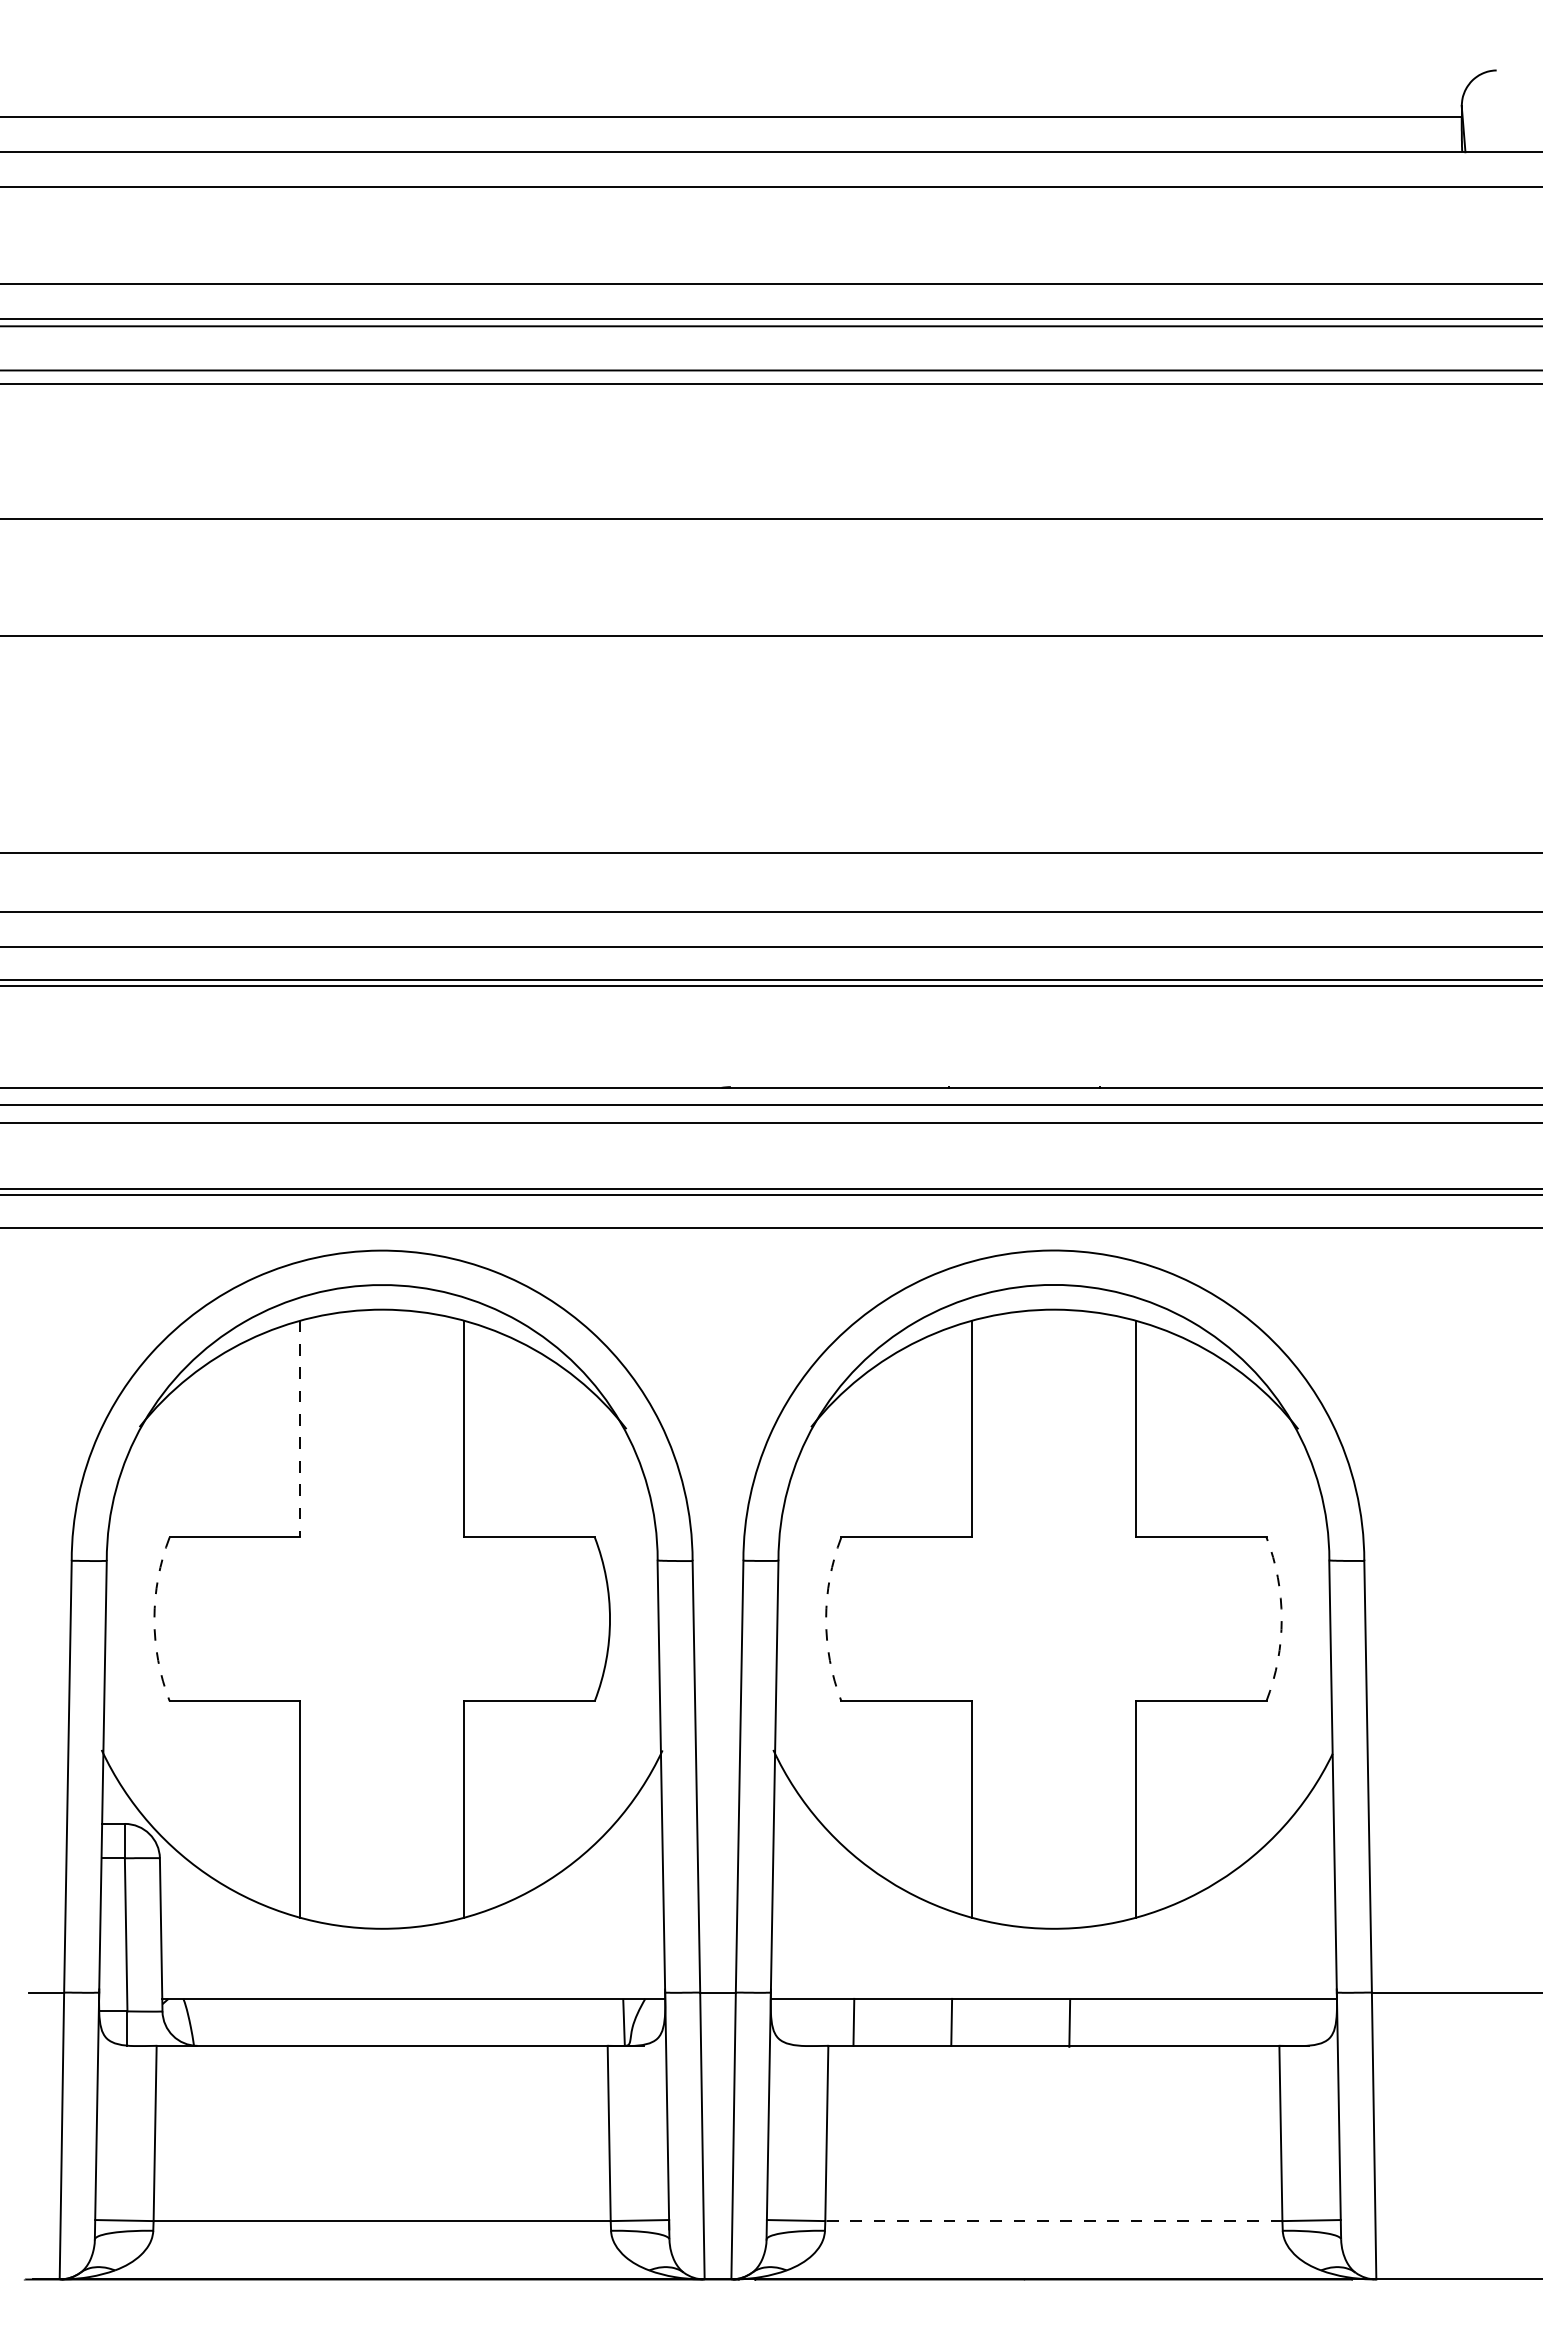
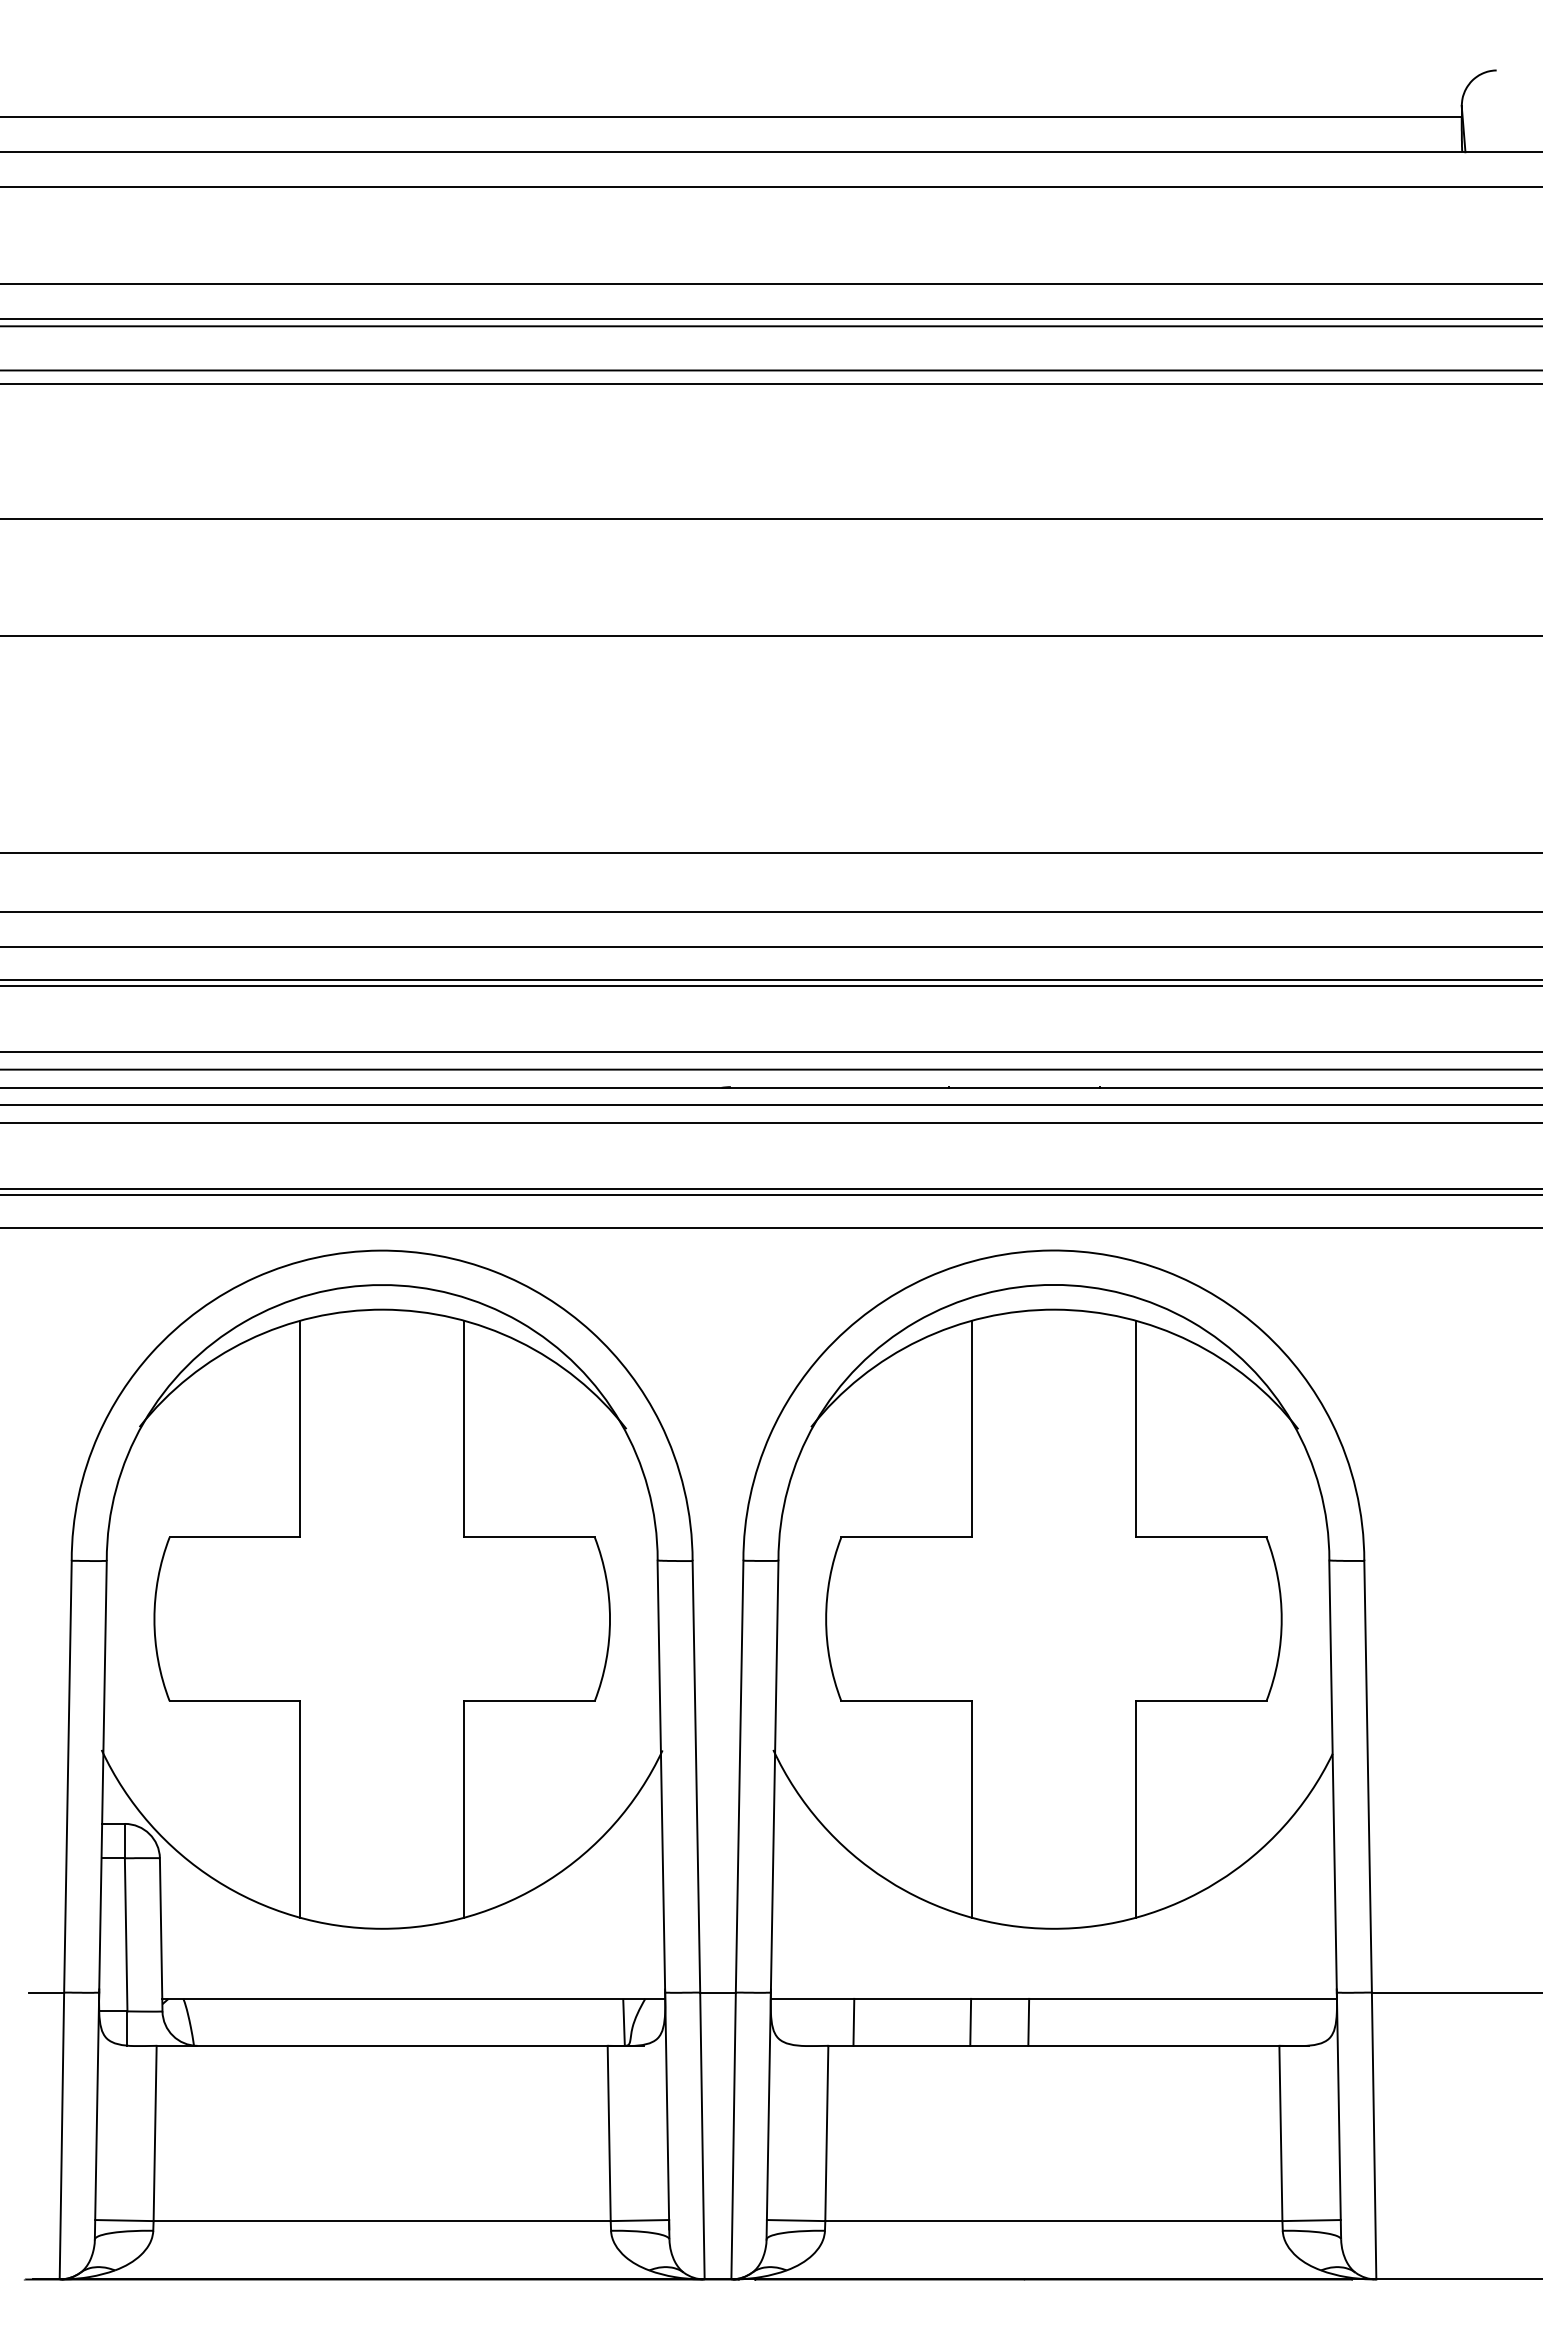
line: none -> present (770, 1052)
line: none -> present (770, 1069)
line: dashed -> solid (300, 1429)
arc: dashed -> solid (154, 1619)
arc: dashed -> solid (826, 1619)
arc: dashed -> solid (1281, 1619)
line position: (951, 2021) -> (970, 2021) (970, 2021)
line position: (1069, 2022) -> (1028, 2021) (1028, 2021)
line: dashed -> solid (1053, 2221)
